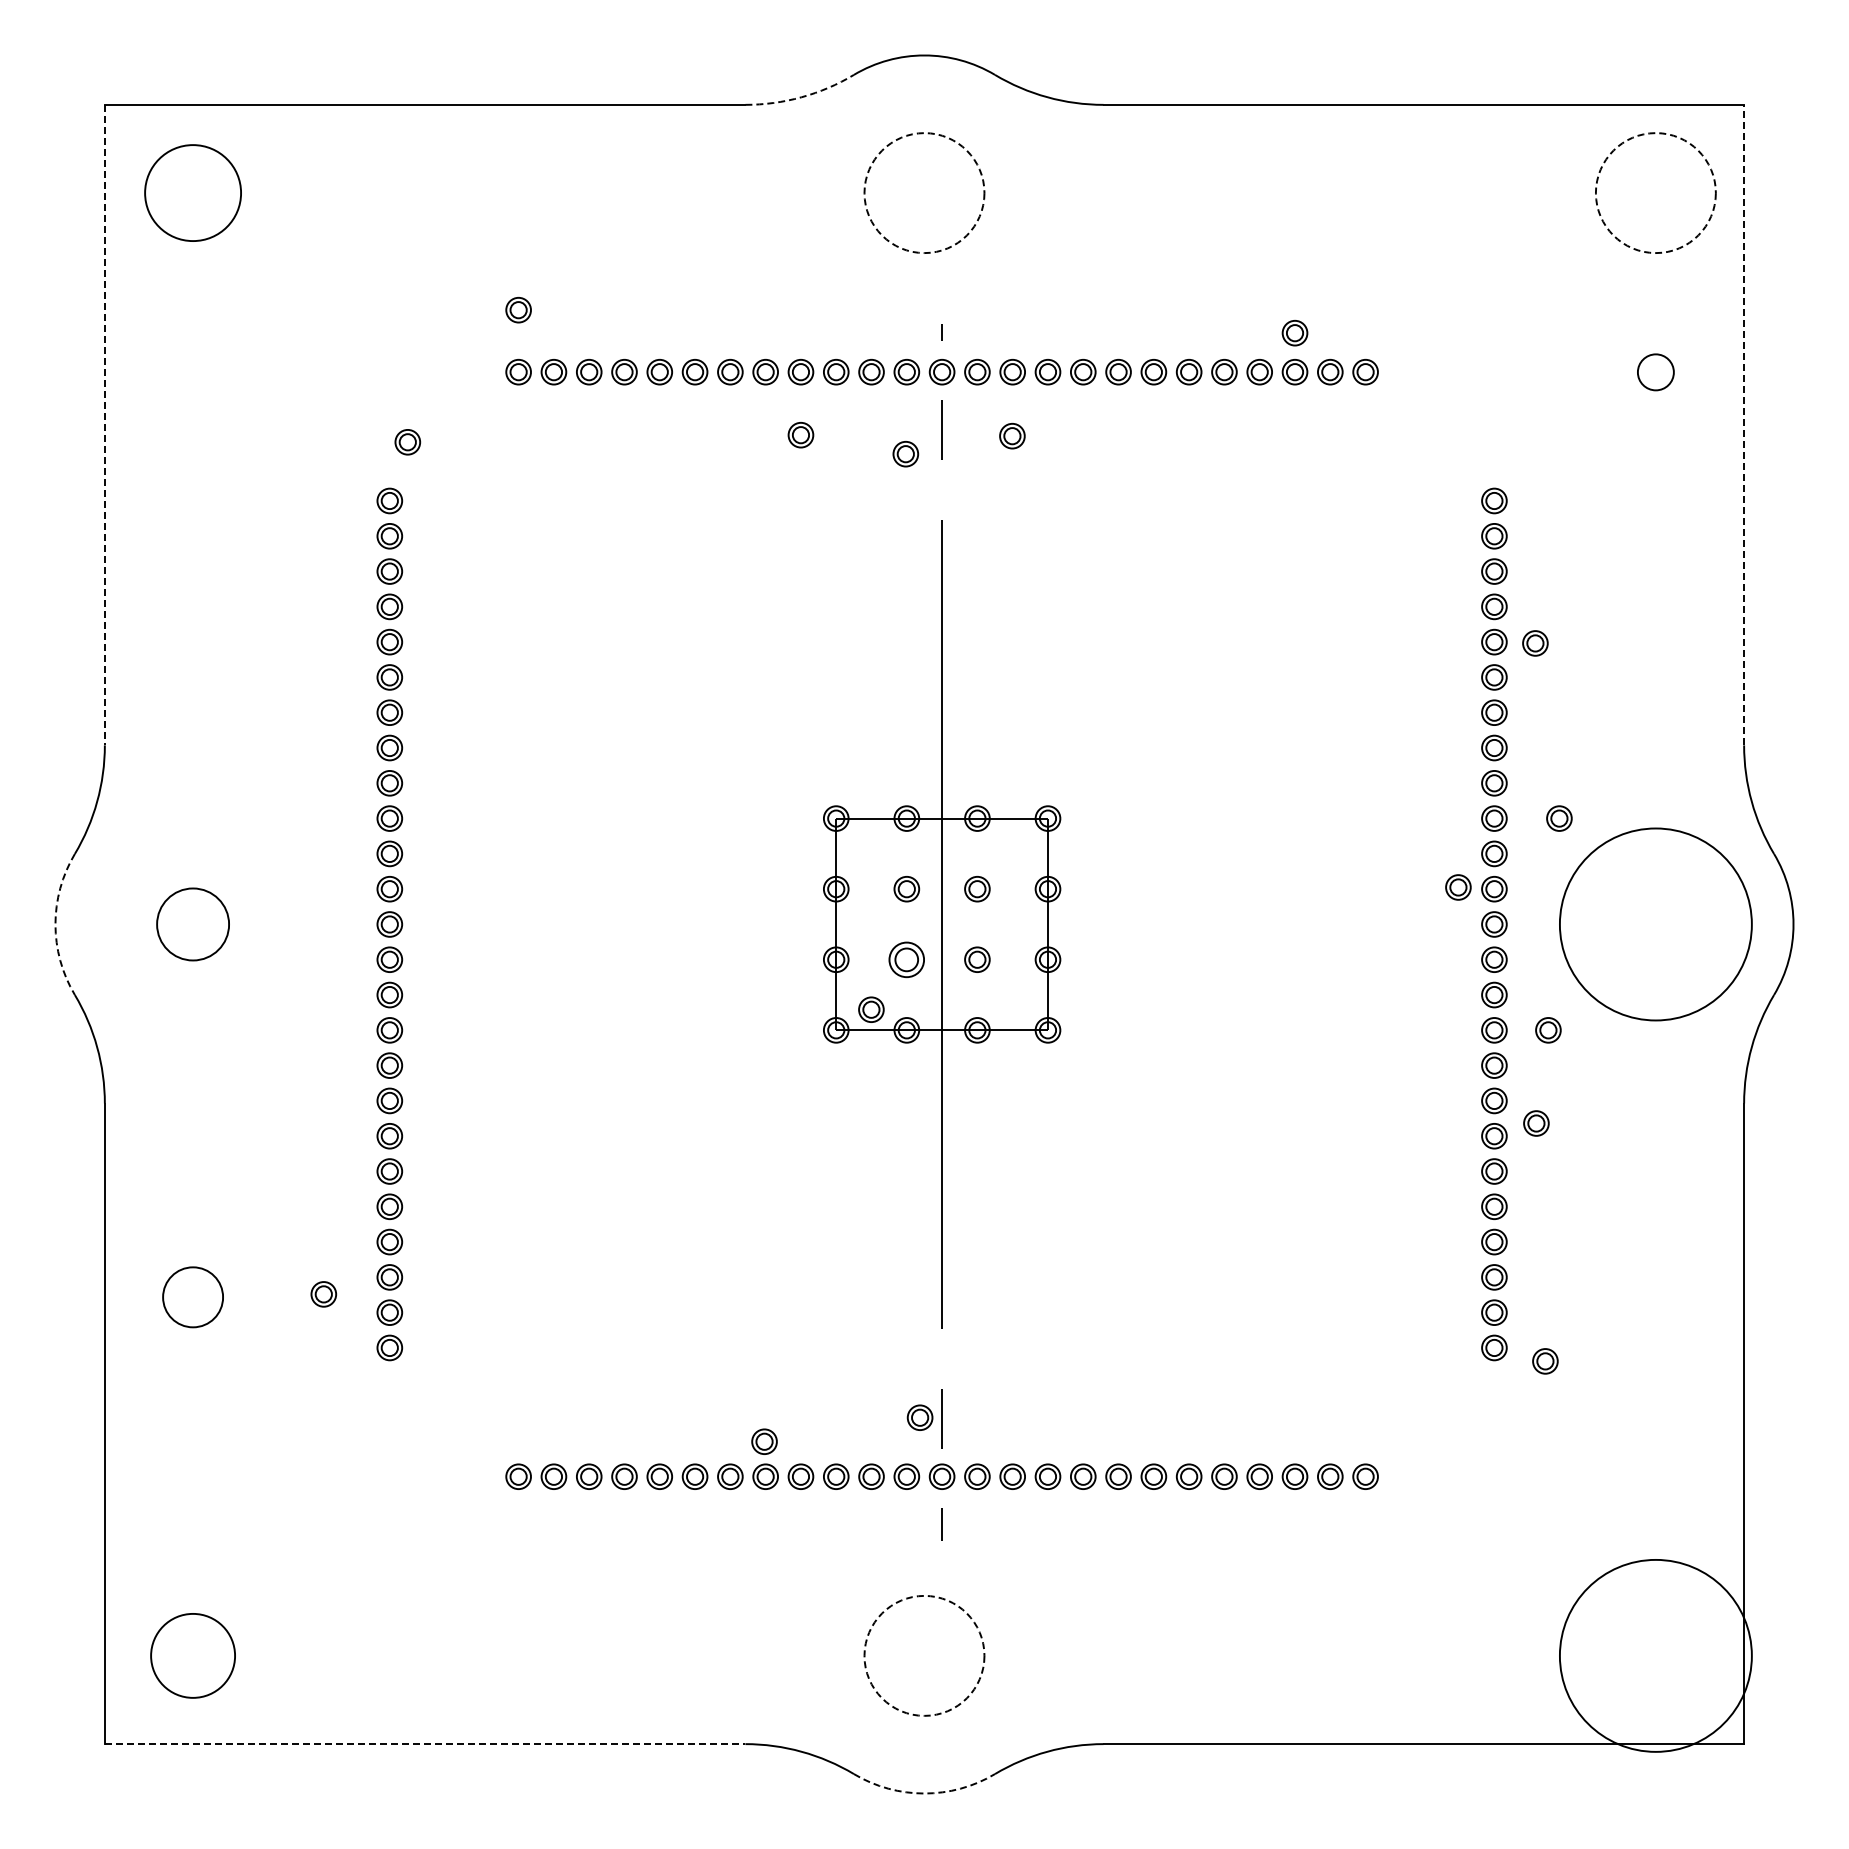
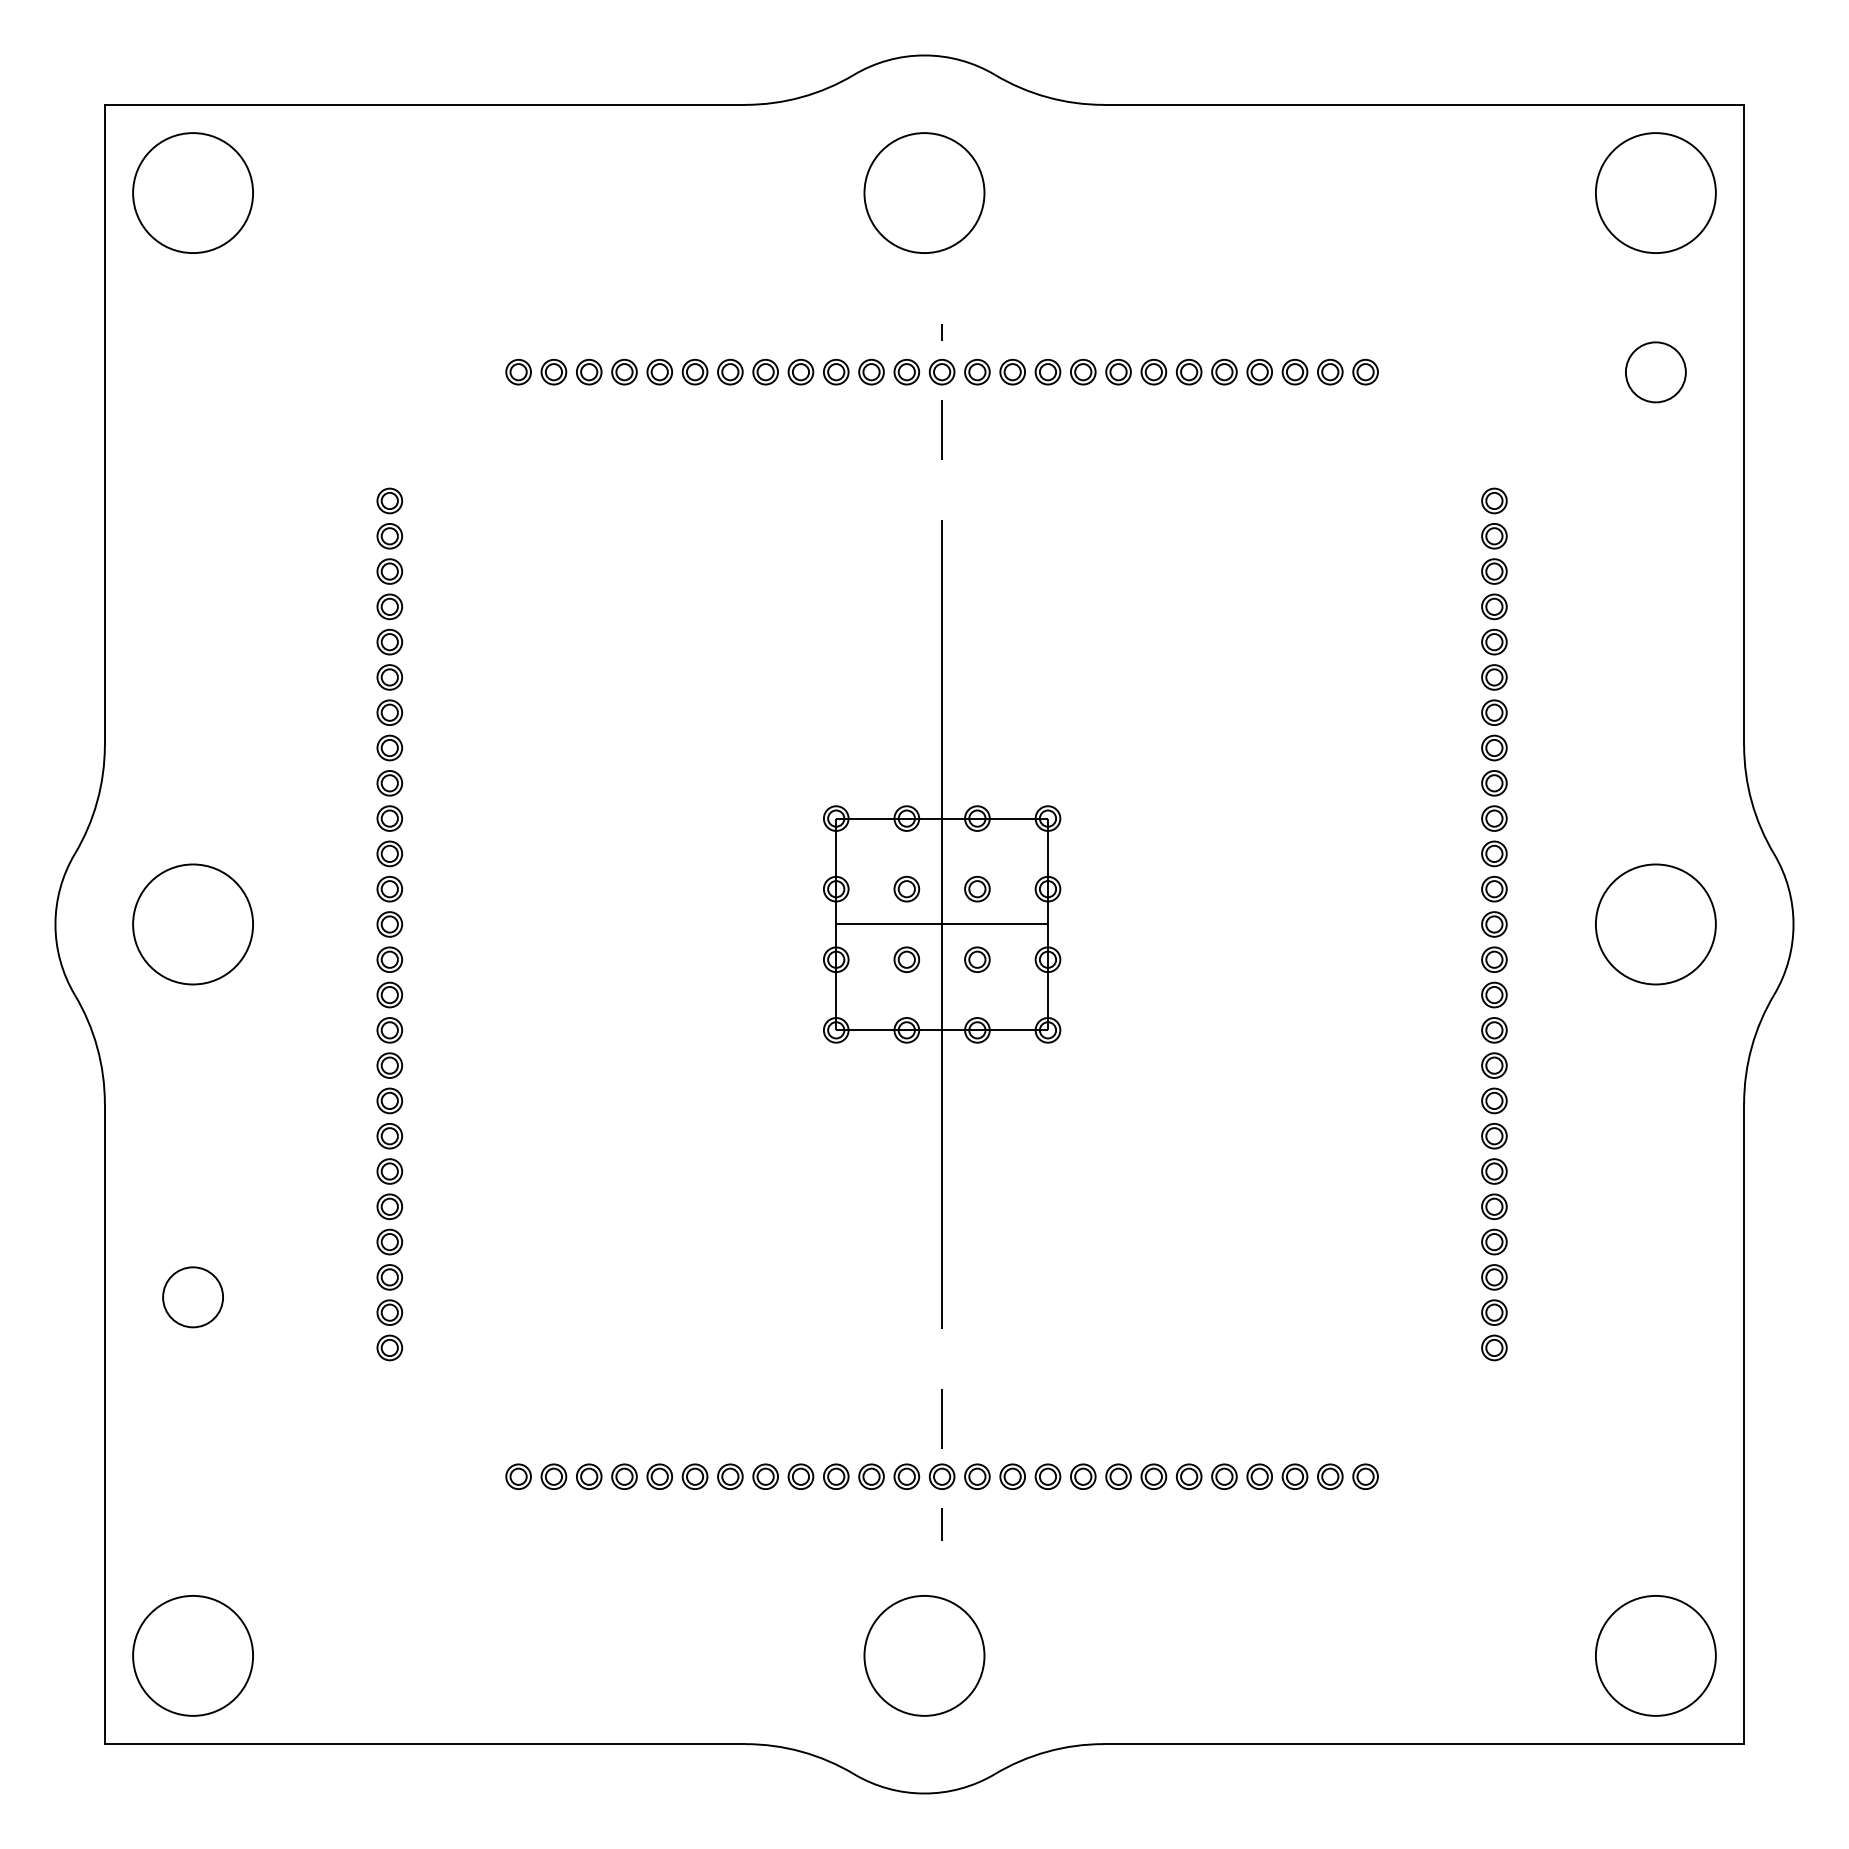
arc: dashed -> solid (801, 97)
circle diameter: 96 px -> 120 px (193, 193)
circle: dashed -> solid (924, 193)
circle: dashed -> solid (1655, 193)
part: present -> none (518, 310)
part: present -> none (1294, 333)
circle diameter: 36 px -> 60 px (1655, 372)
line: dashed -> solid (1744, 424)
line: dashed -> solid (104, 425)
part: present -> none (800, 435)
part: present -> none (1012, 435)
part: present -> none (407, 442)
part: present -> none (905, 454)
part: present -> none (1535, 643)
part: present -> none (1559, 818)
part: present -> none (1458, 887)
arc: dashed -> solid (55, 924)
circle diameter: 72 px -> 120 px (193, 924)
line: none -> present (942, 924)
circle diameter: 192 px -> 120 px (1655, 924)
part size: 37x38 px -> 28x27 px (906, 959)
part: present -> none (871, 1009)
part: present -> none (1548, 1030)
part: present -> none (1536, 1123)
part: present -> none (323, 1294)
part: present -> none (1545, 1361)
part: present -> none (919, 1417)
part: present -> none (764, 1441)
circle diameter: 84 px -> 120 px (193, 1655)
circle: dashed -> solid (924, 1655)
circle diameter: 192 px -> 120 px (1655, 1655)
line: dashed -> solid (425, 1744)
arc: dashed -> solid (924, 1793)
